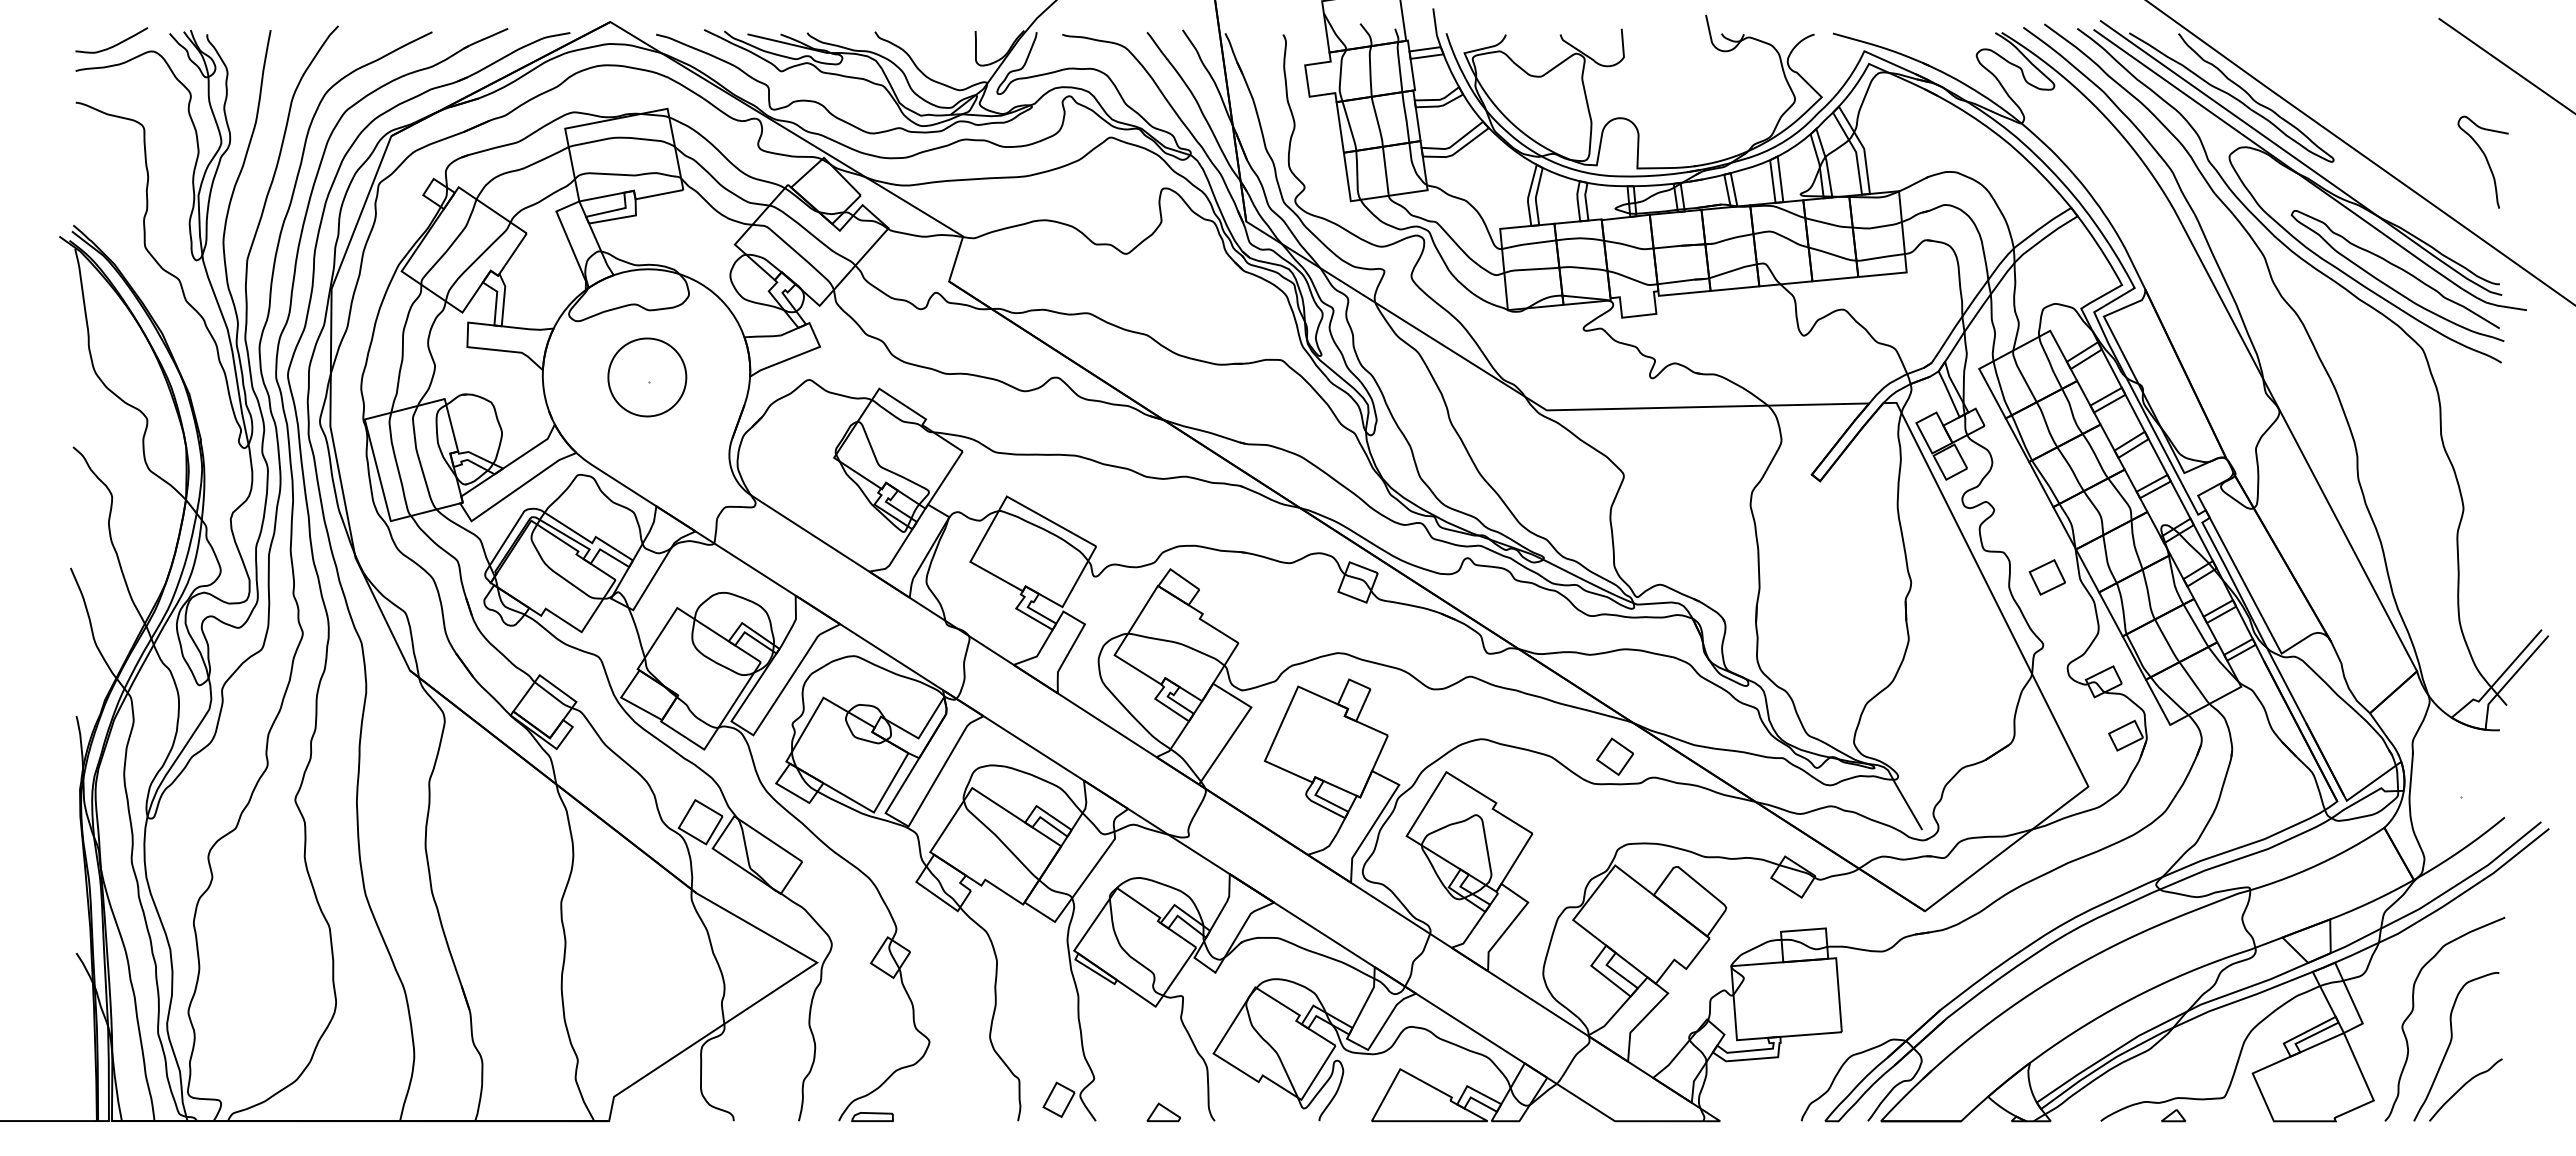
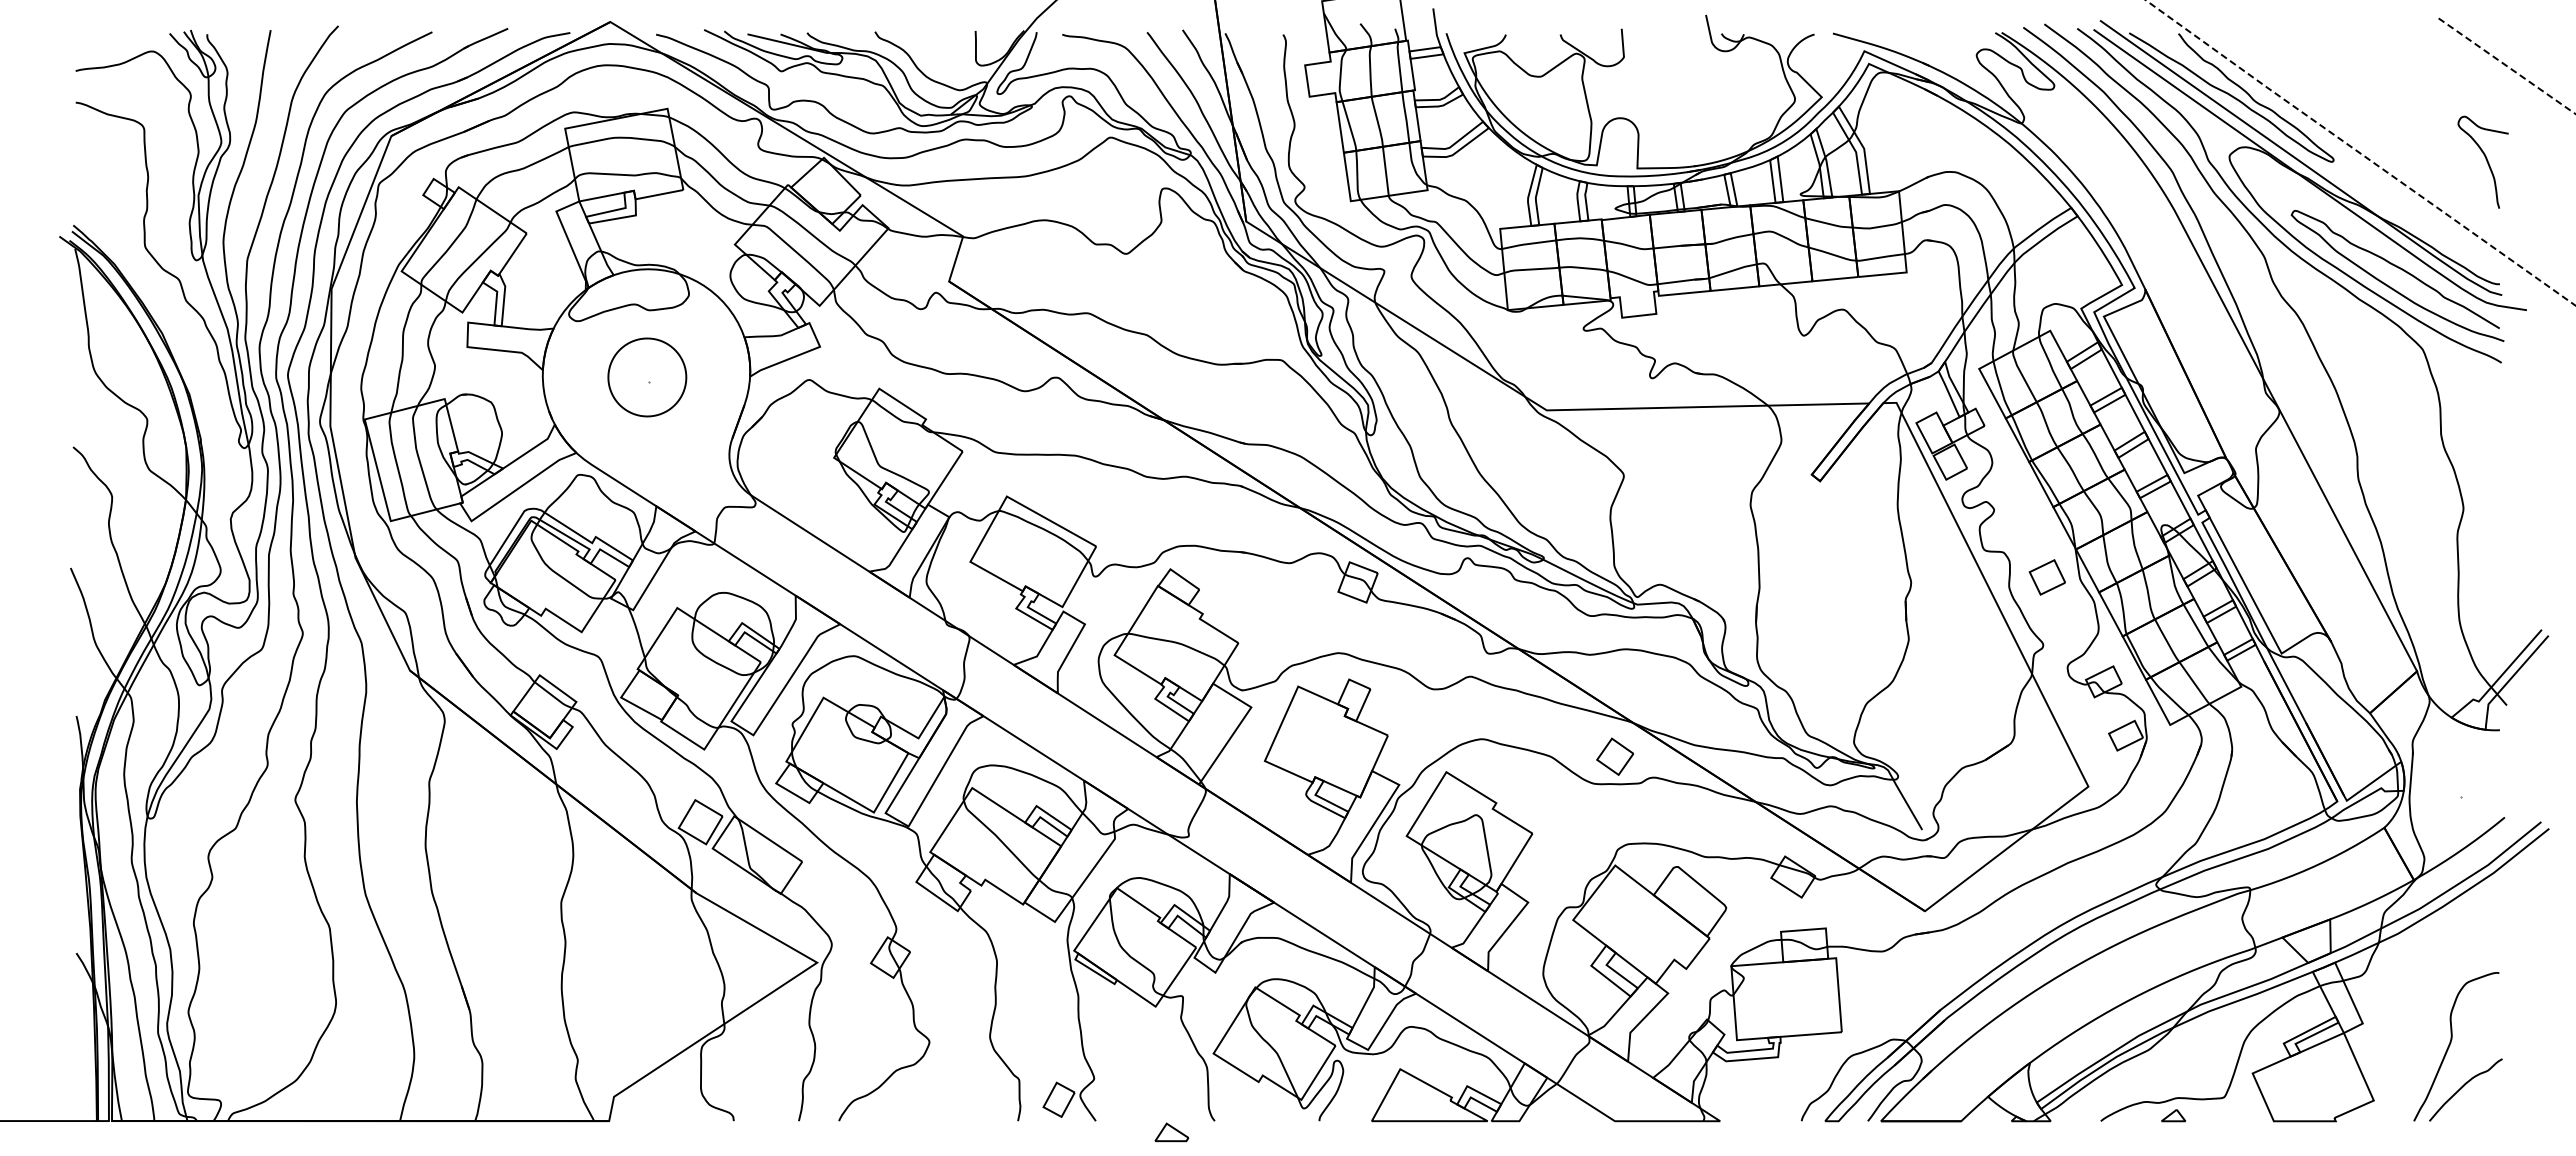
curve: present -> none (113, 45)
line: solid -> dashed (2507, 66)
line: solid -> dashed (2360, 153)
curve: present -> none (2413, 1011)
part position: (1163, 1112) -> (1171, 1132) (1171, 1132)
part: present -> none (872, 1116)
